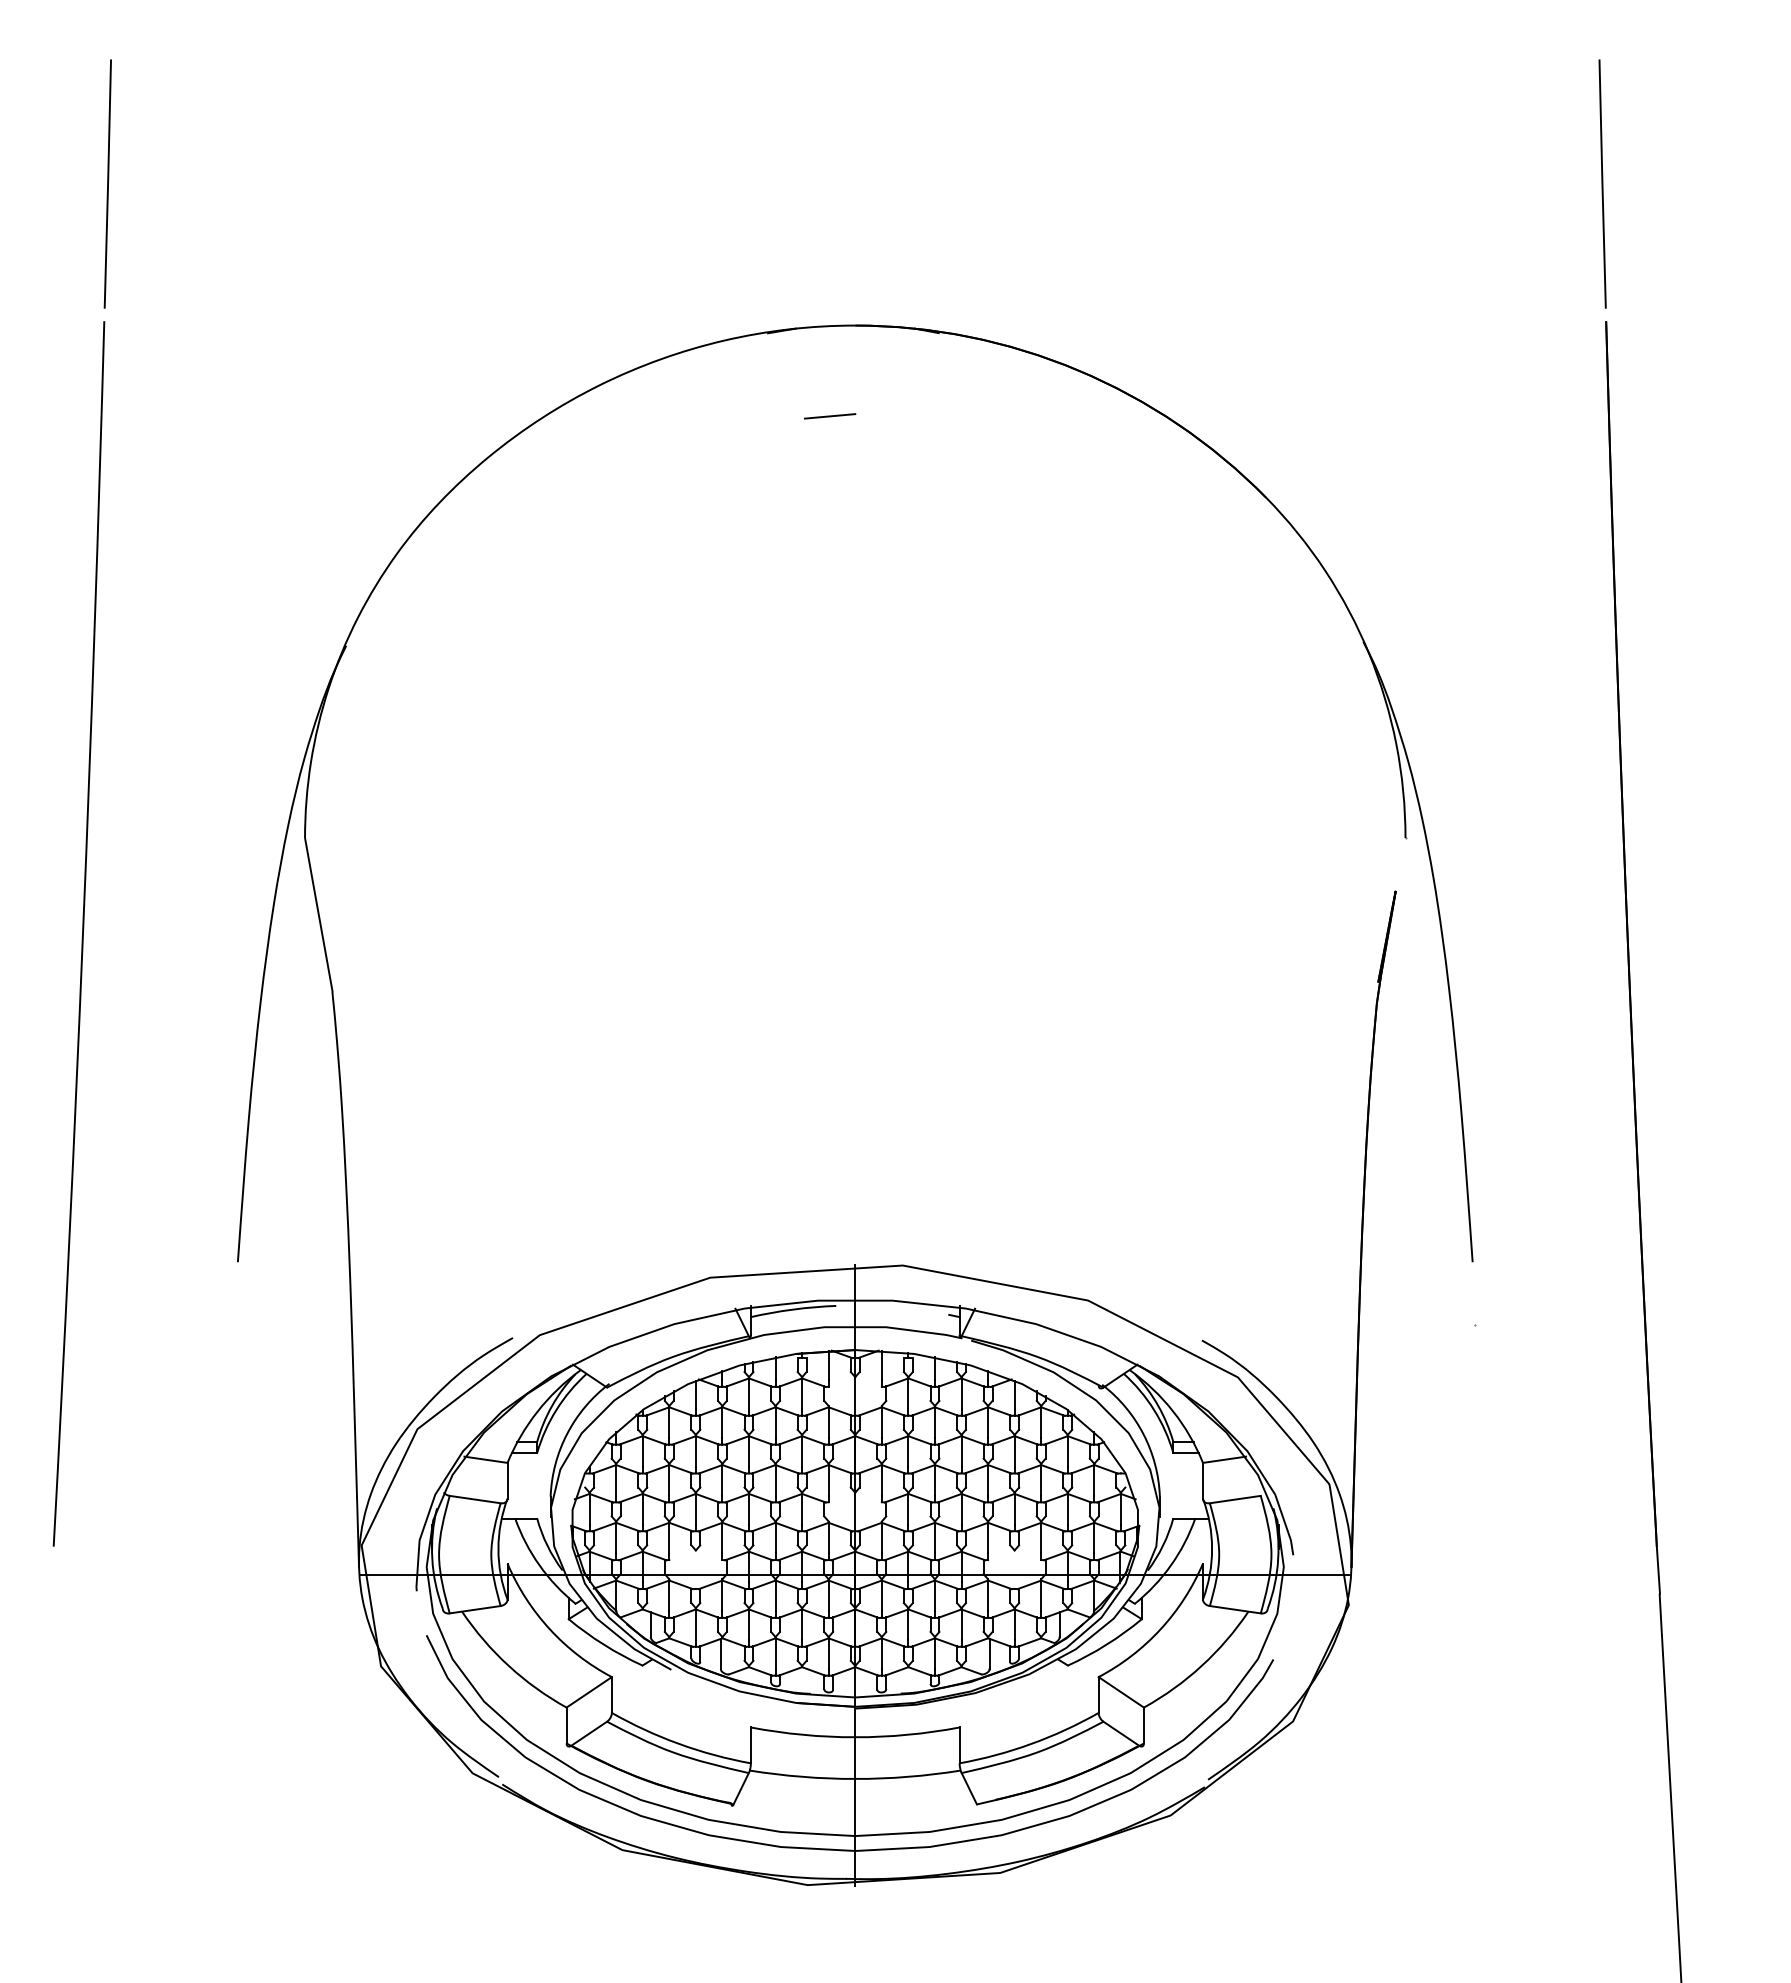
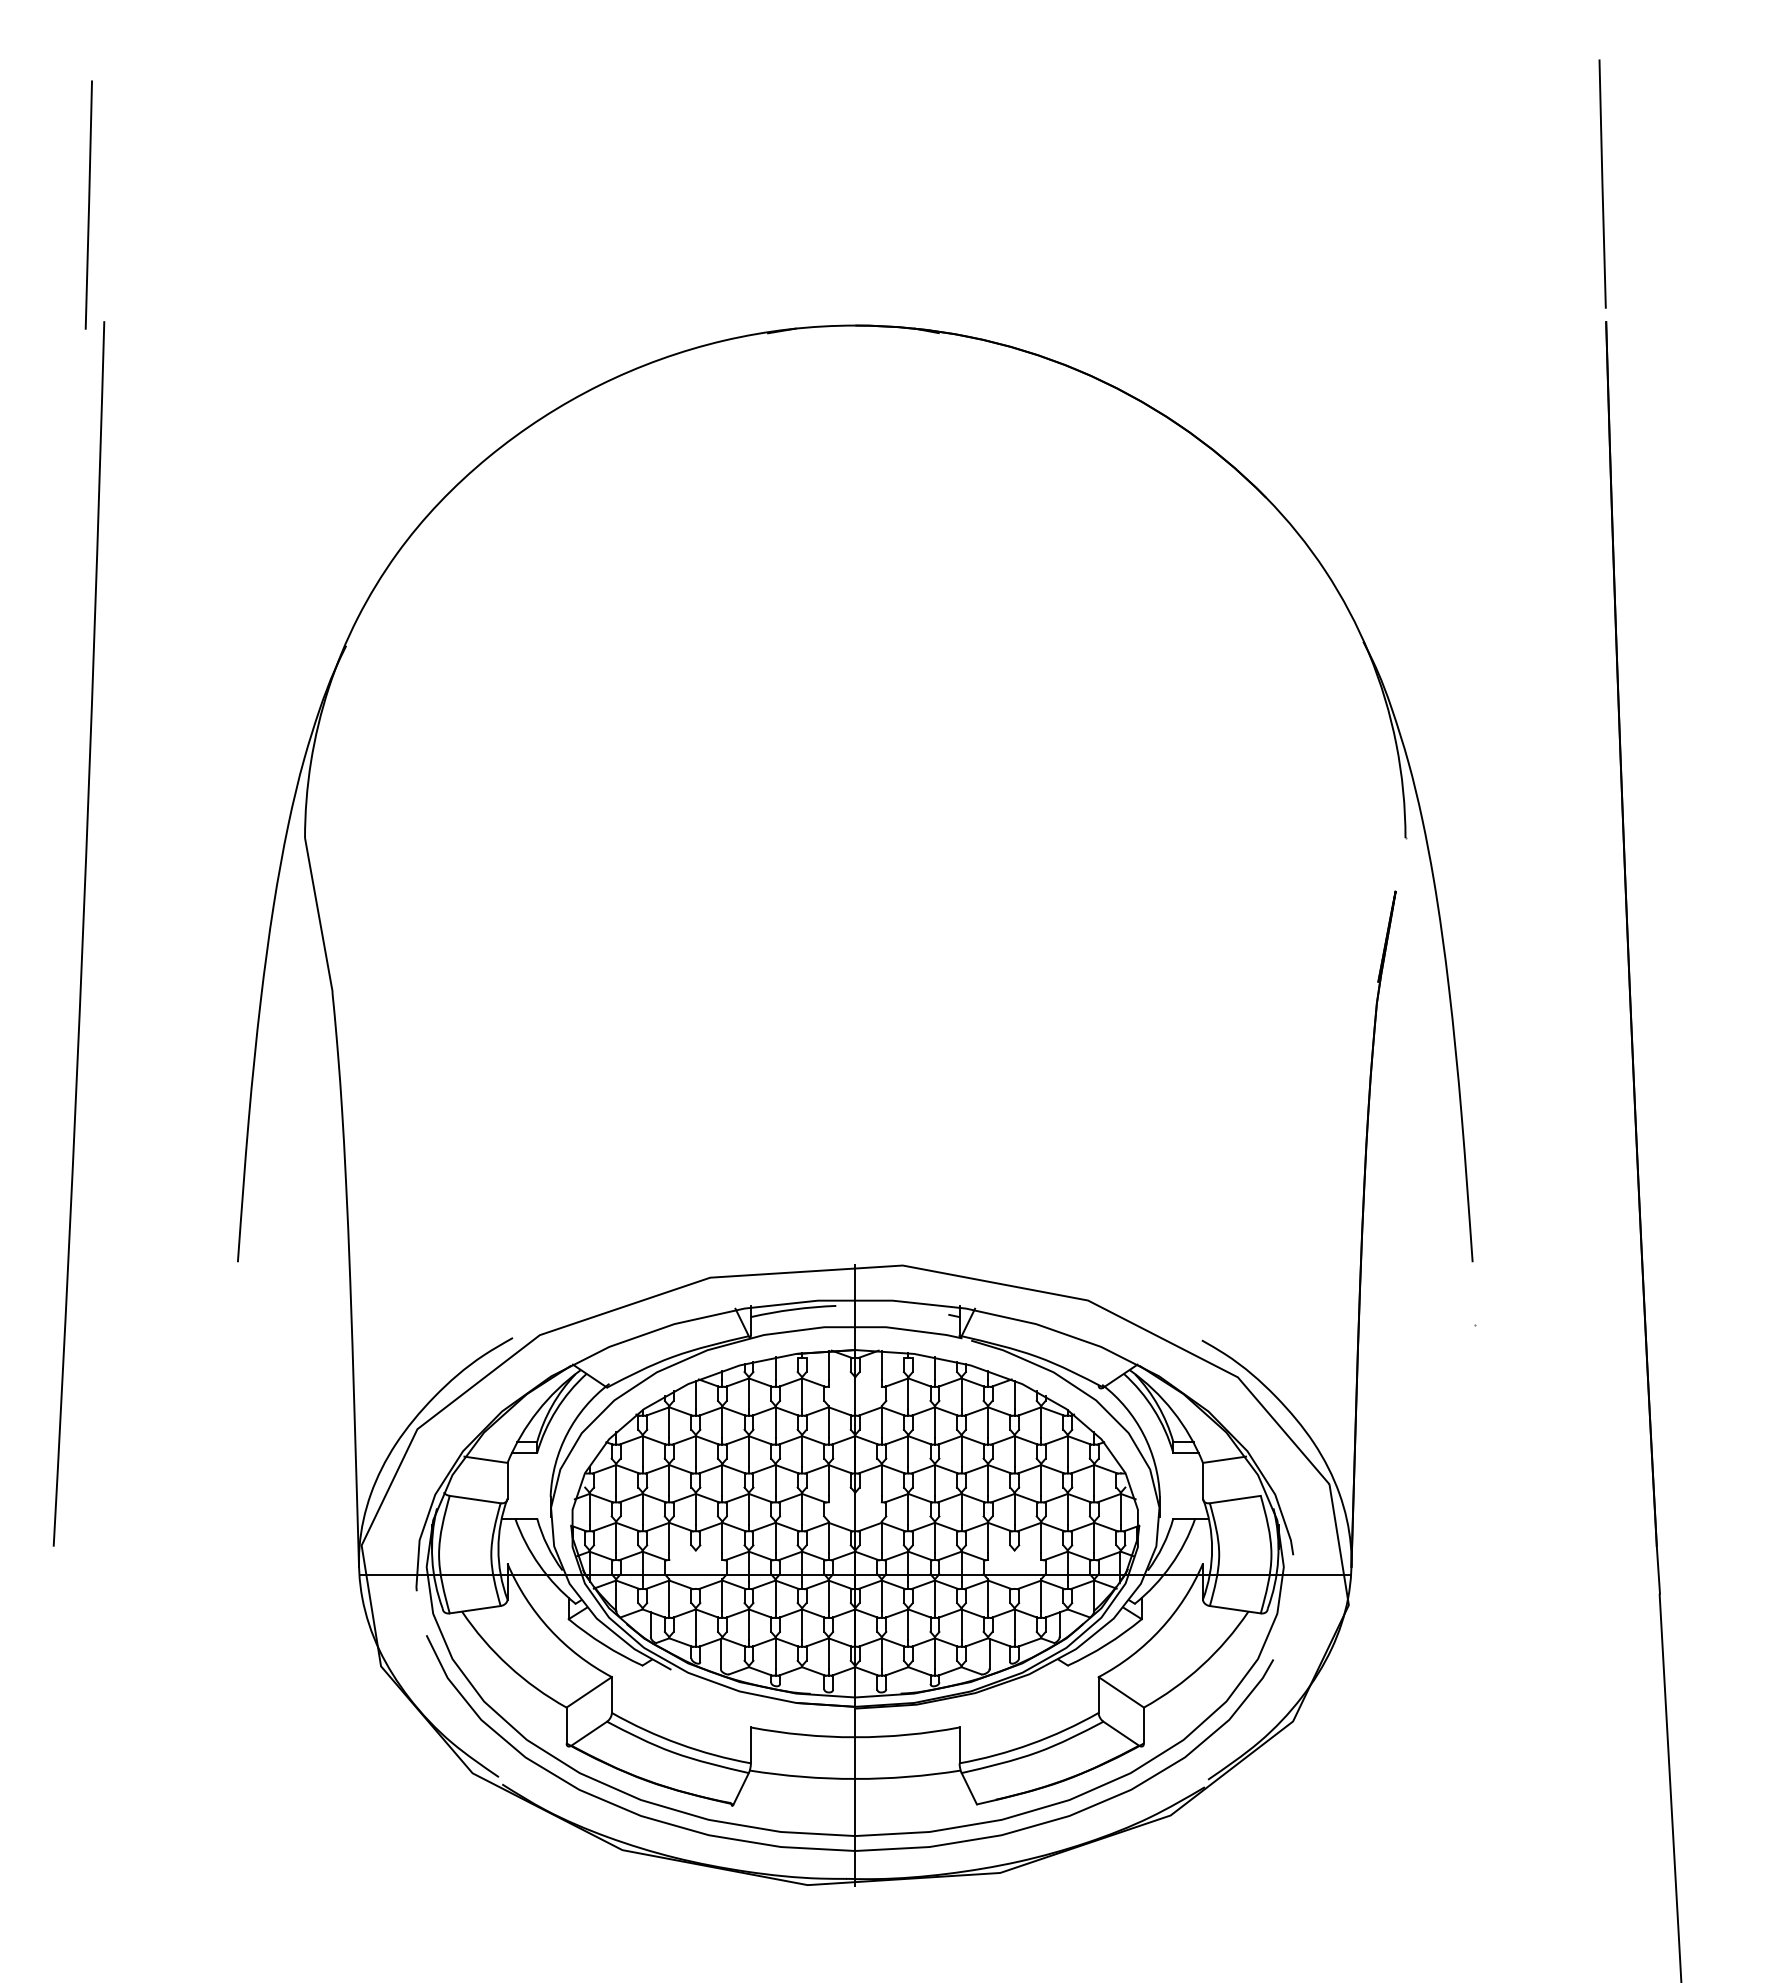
line position: (107, 183) -> (88, 204) (88, 204)
line: present -> none (829, 416)
